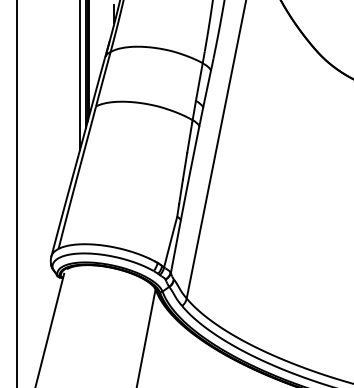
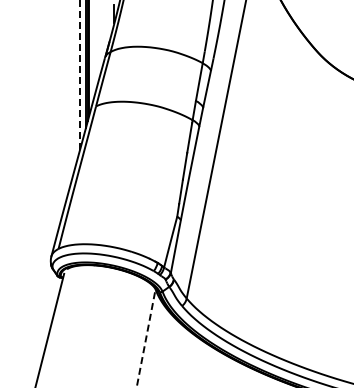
line: solid -> dashed (80, 74)
line: present -> none (16, 193)
line: solid -> dashed (146, 338)
